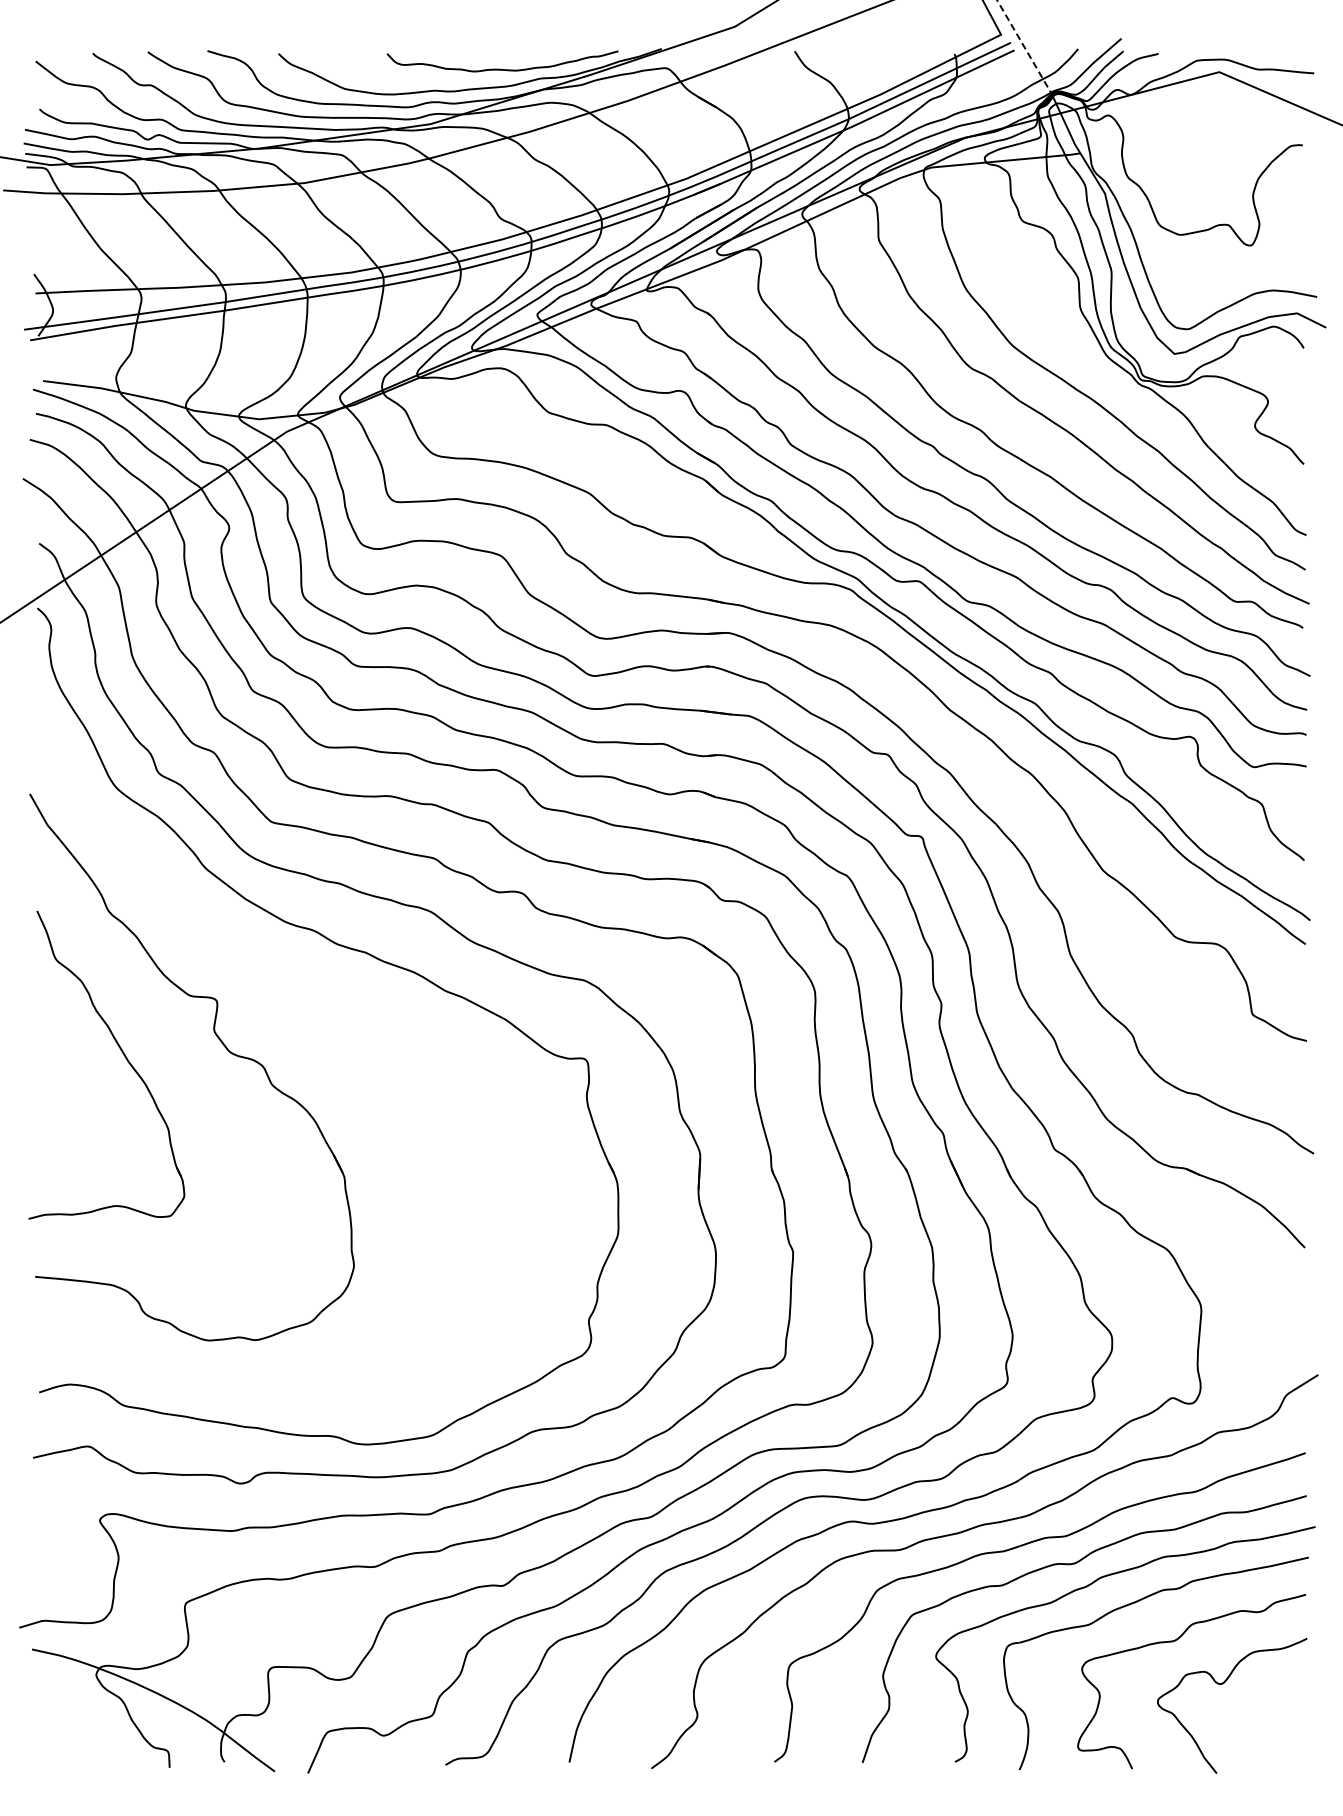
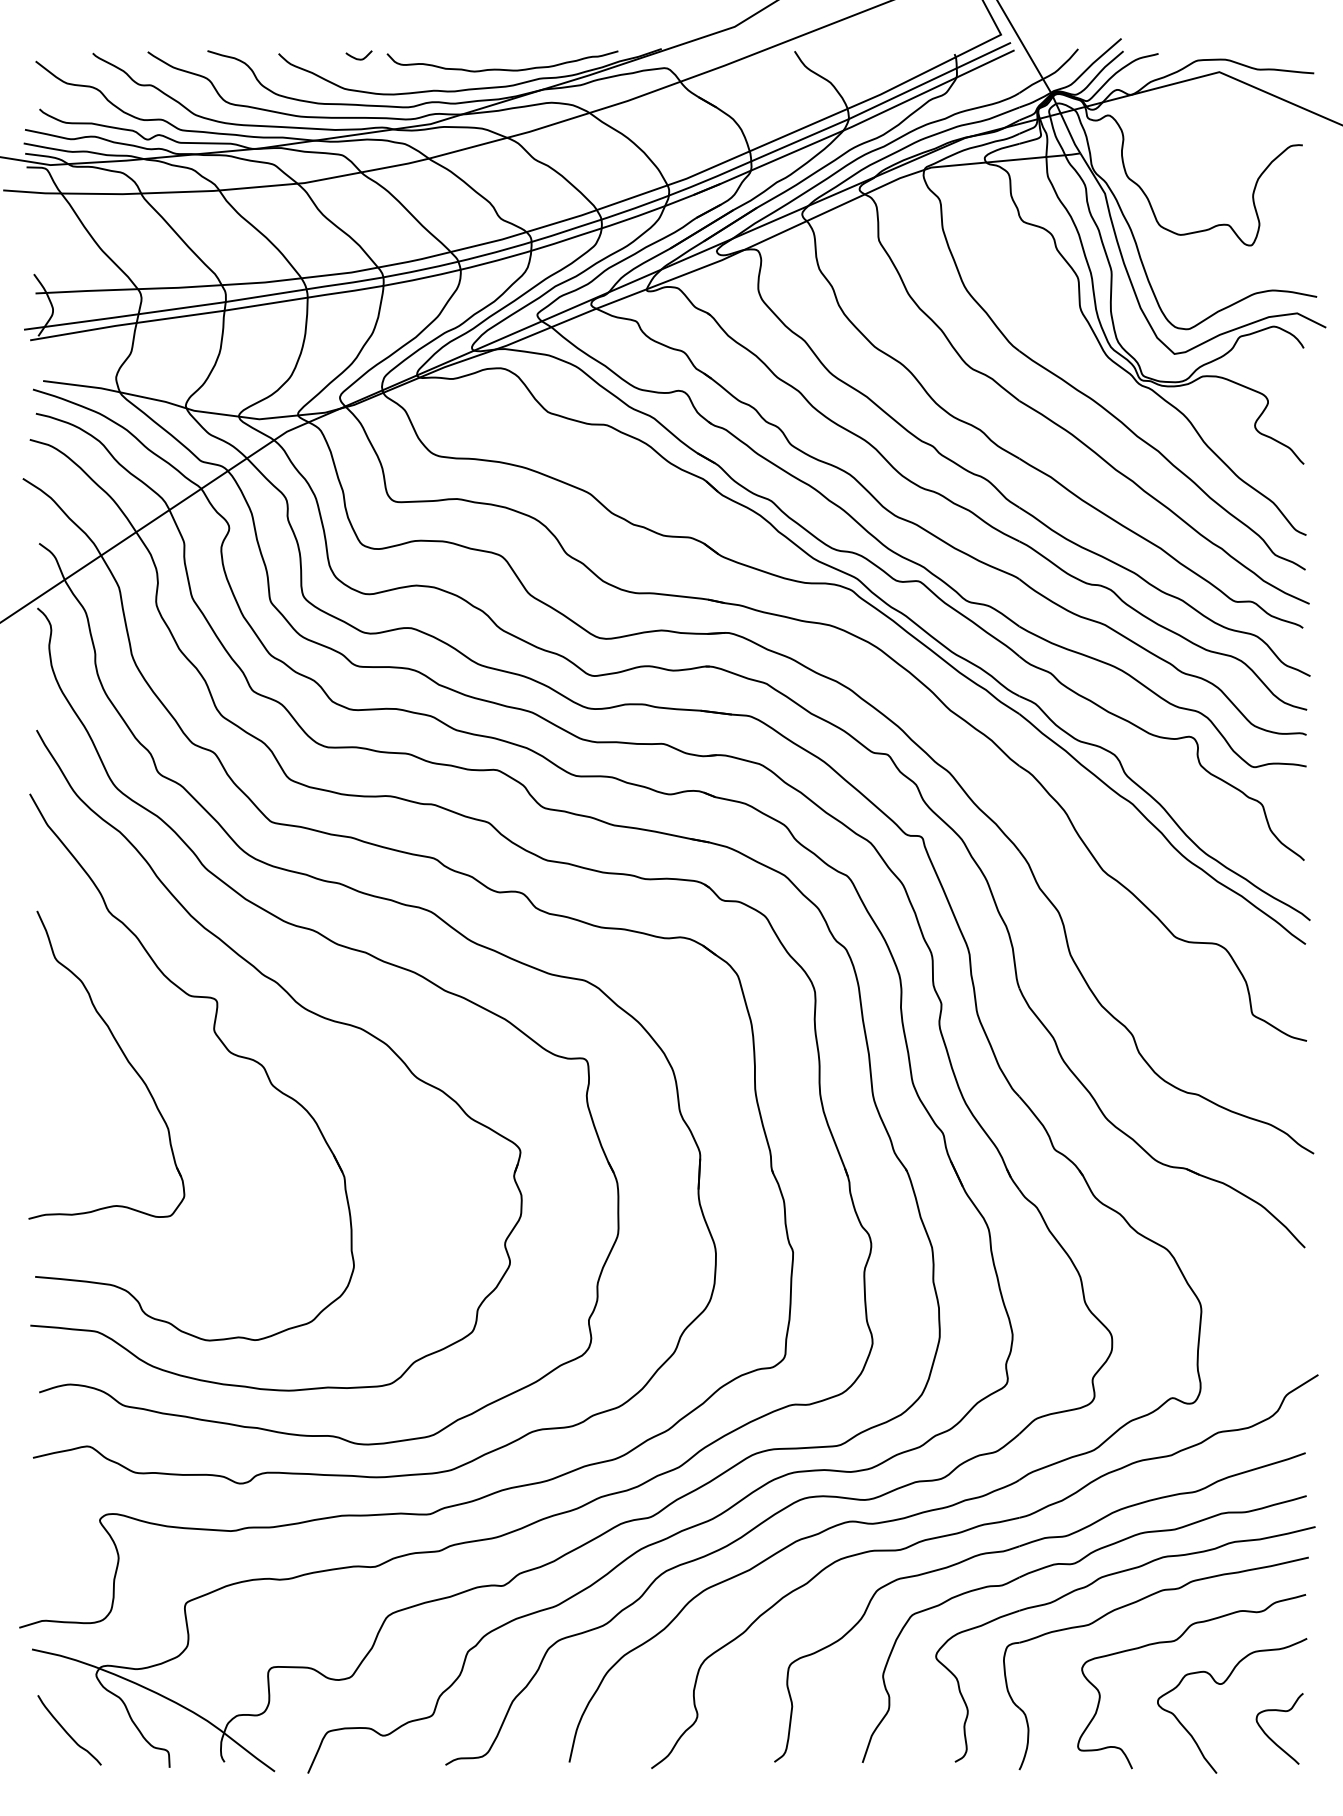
line: dashed -> solid (1024, 47)
curve: none -> present (358, 58)
part: none -> present (307, 1011)
curve: none -> present (67, 1731)
curve: none -> present (1270, 1737)
